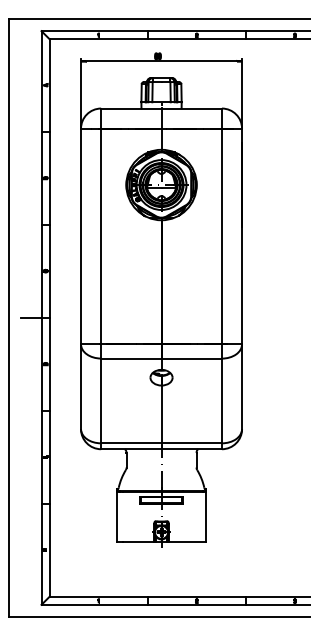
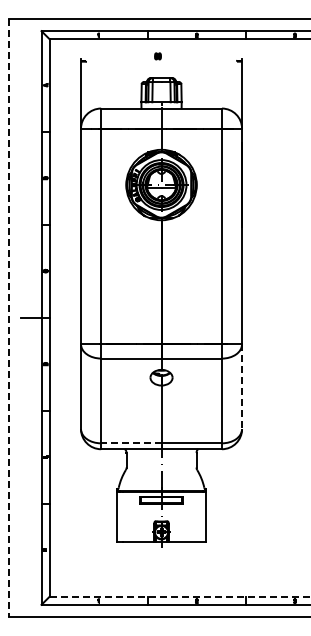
line: present -> none (161, 61)
line: solid -> dashed (9, 318)
line: solid -> dashed (242, 387)
line: solid -> dashed (130, 443)
line: solid -> dashed (180, 596)
